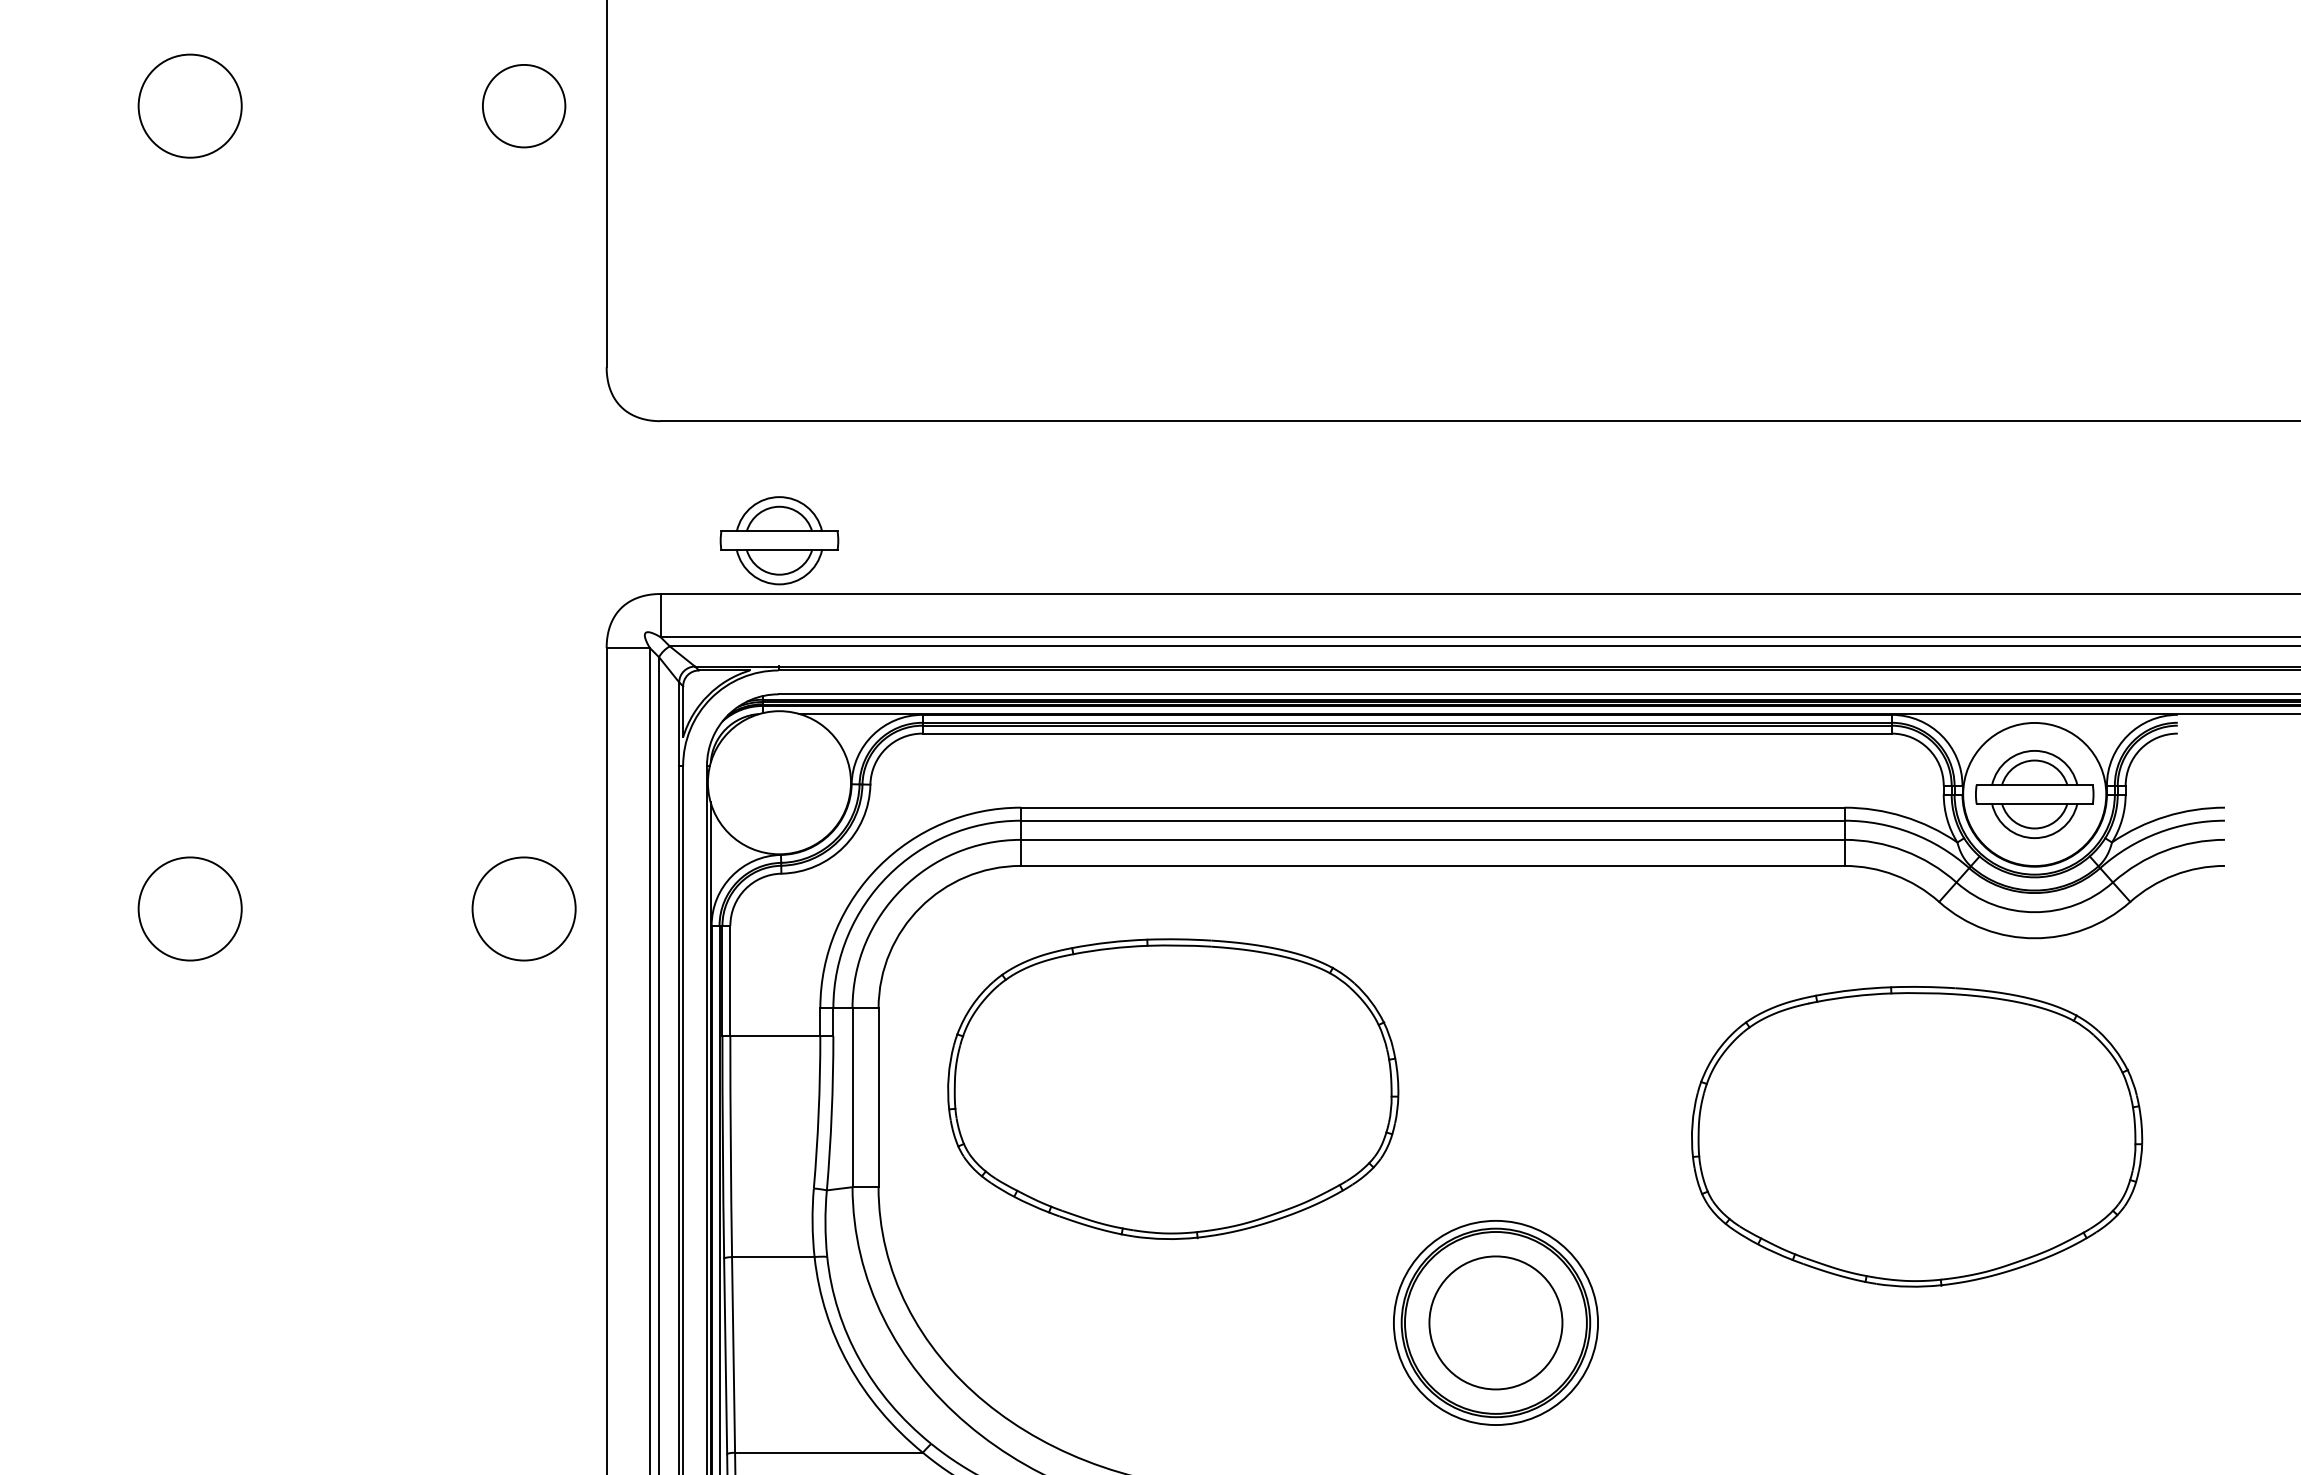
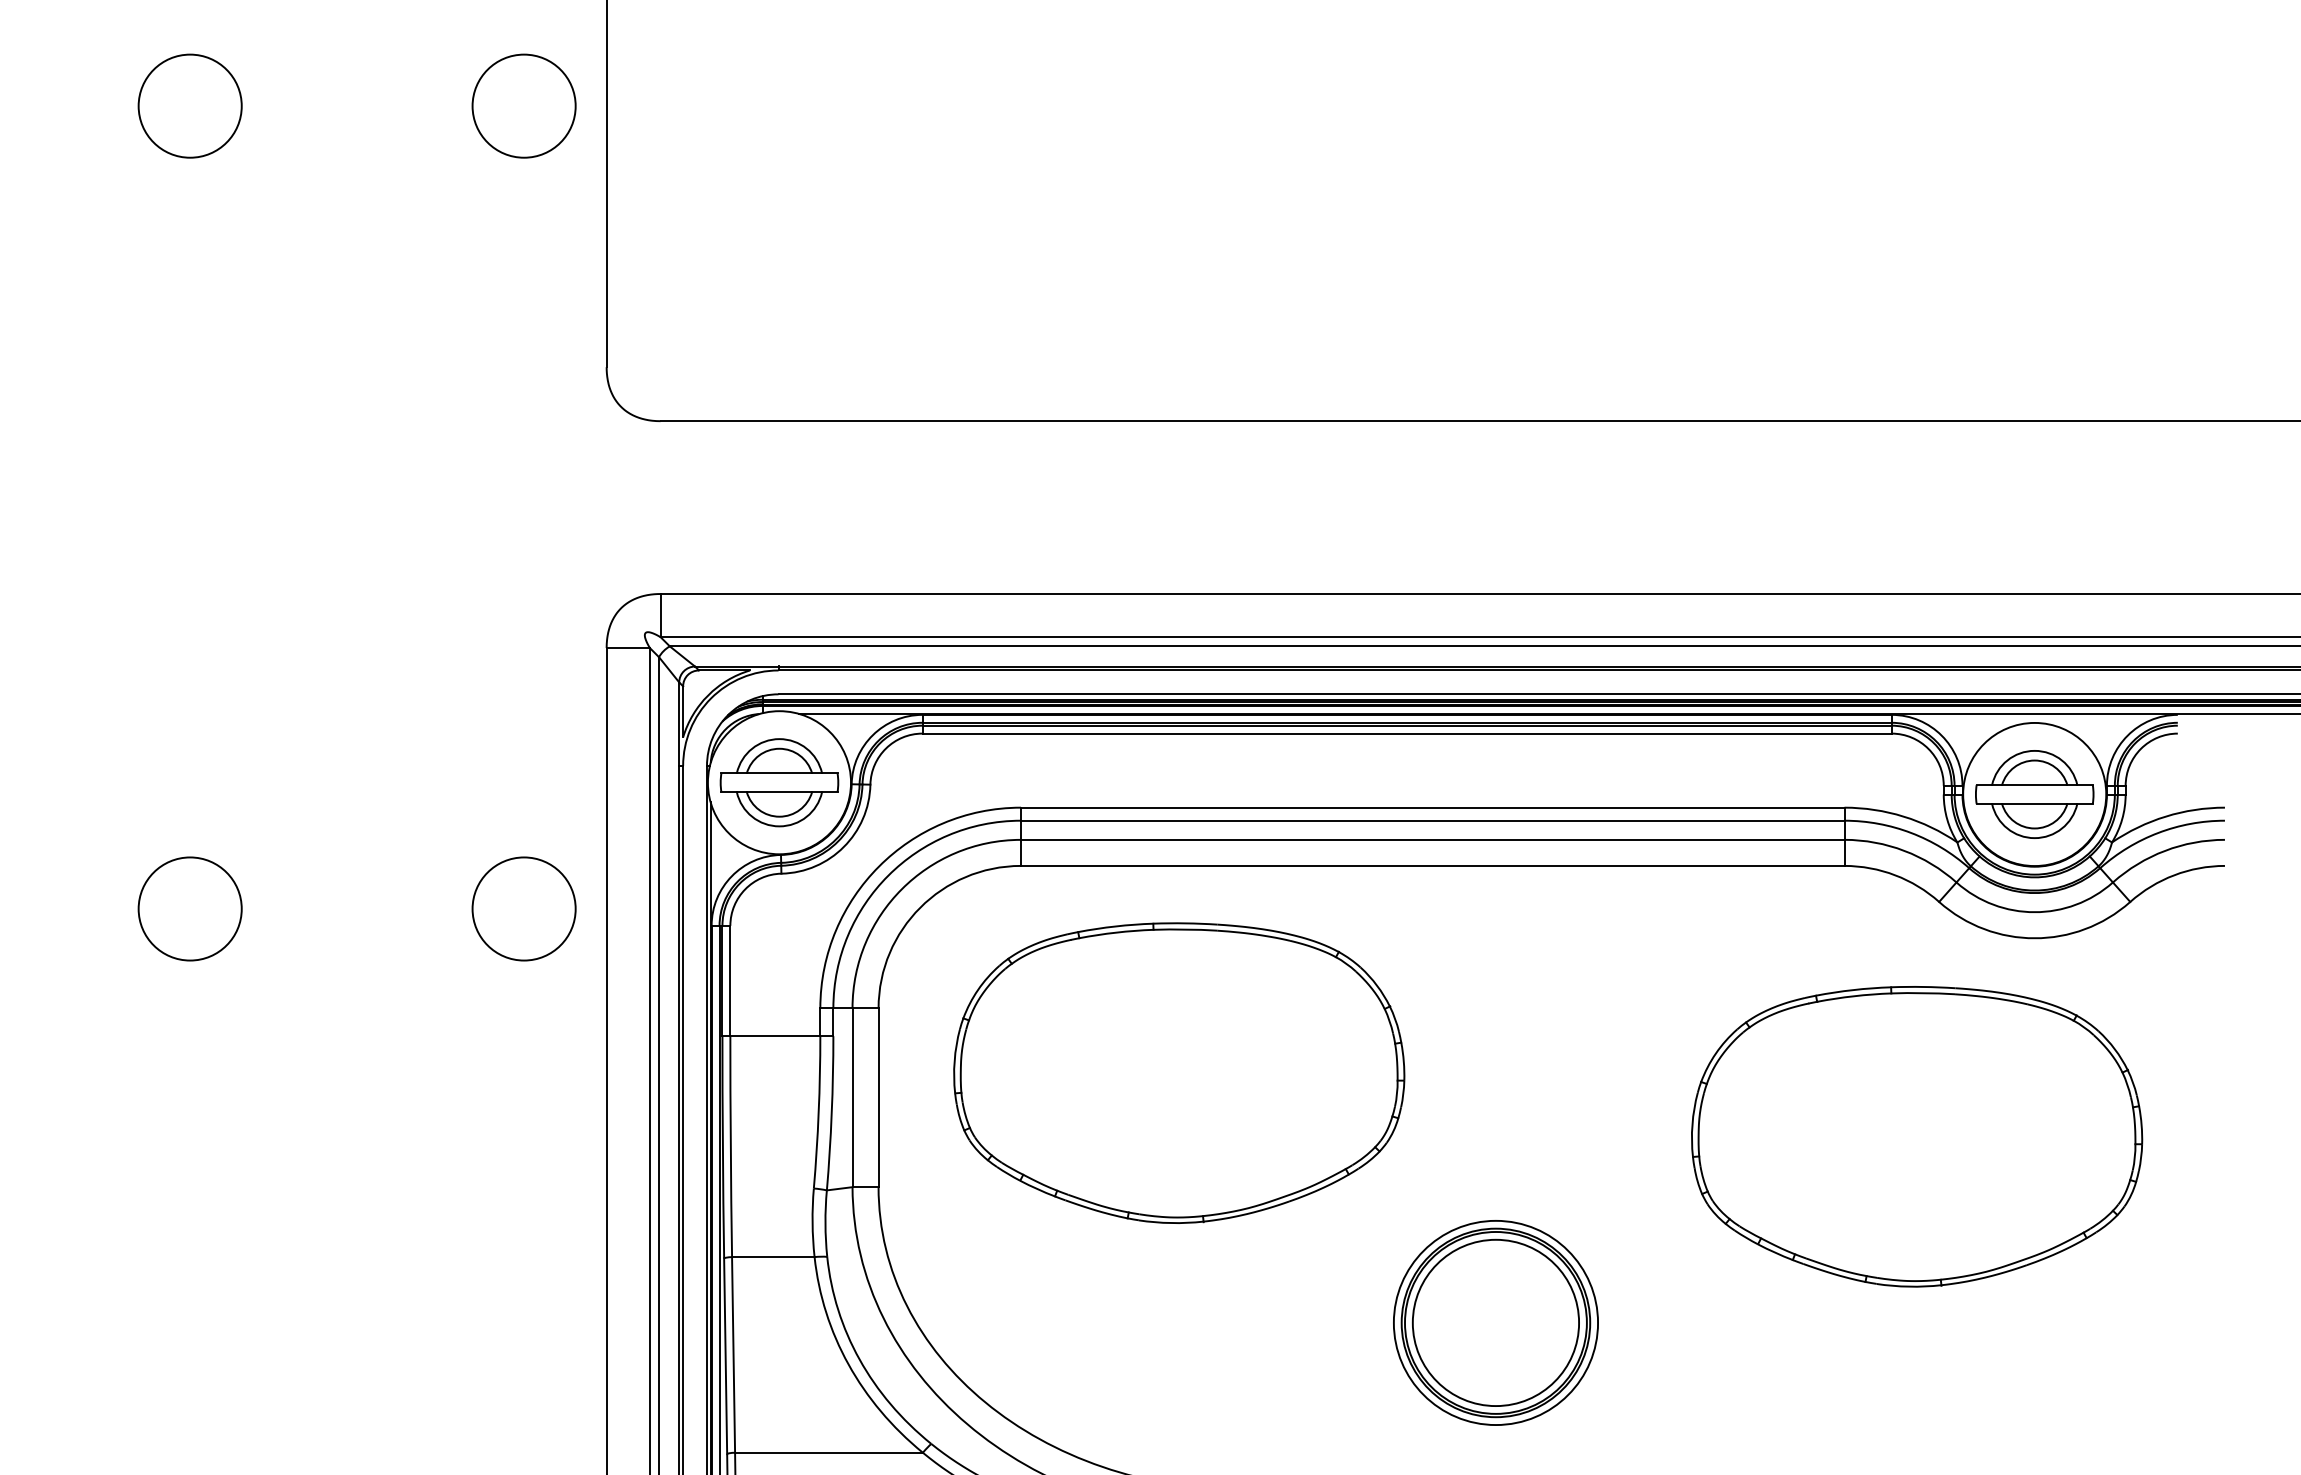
circle diameter: 82 px -> 103 px (523, 105)
part position: (779, 540) -> (779, 782) (779, 782)
part position: (1173, 1088) -> (1179, 1072) (1179, 1072)
circle diameter: 133 px -> 166 px (1495, 1322)
